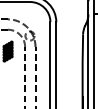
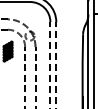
line: solid -> dashed (50, 64)
line: solid -> dashed (56, 64)
